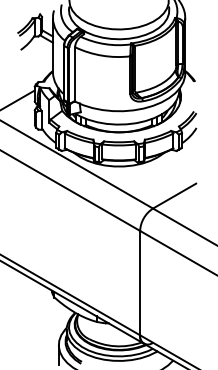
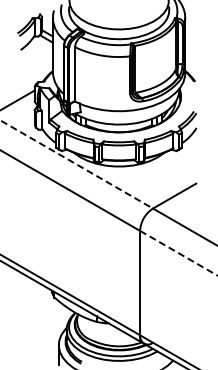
line: solid -> dashed (77, 164)
line: solid -> dashed (178, 253)
